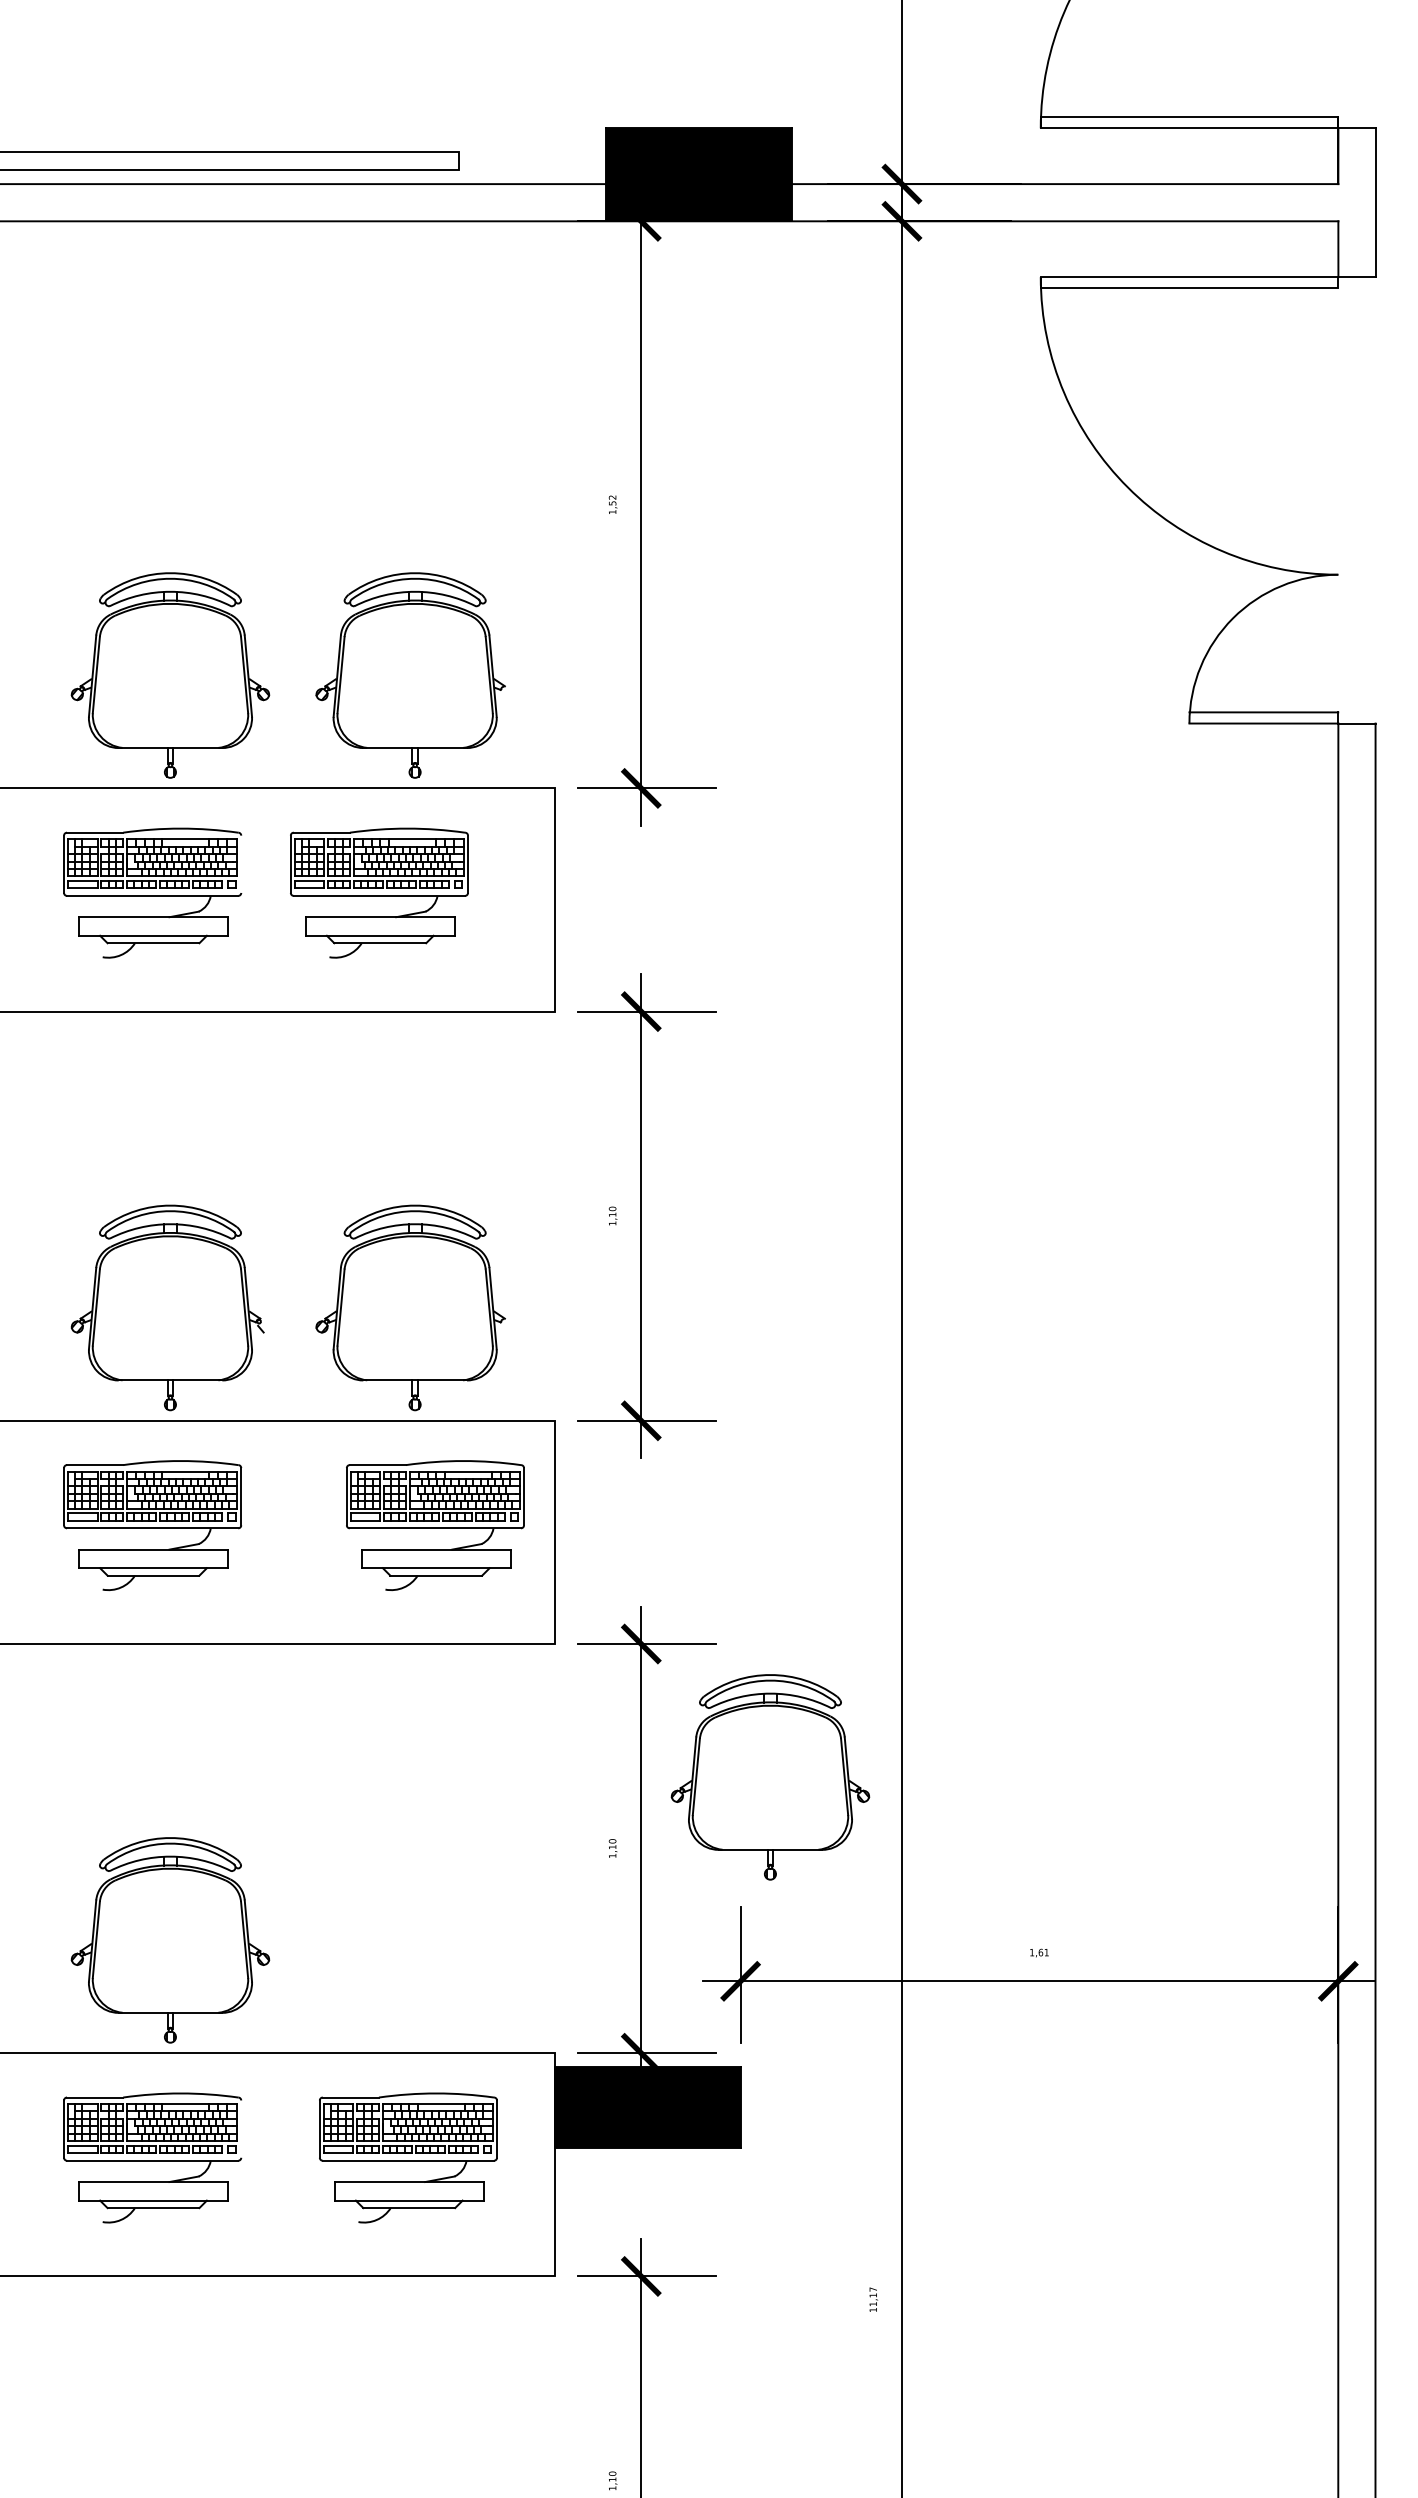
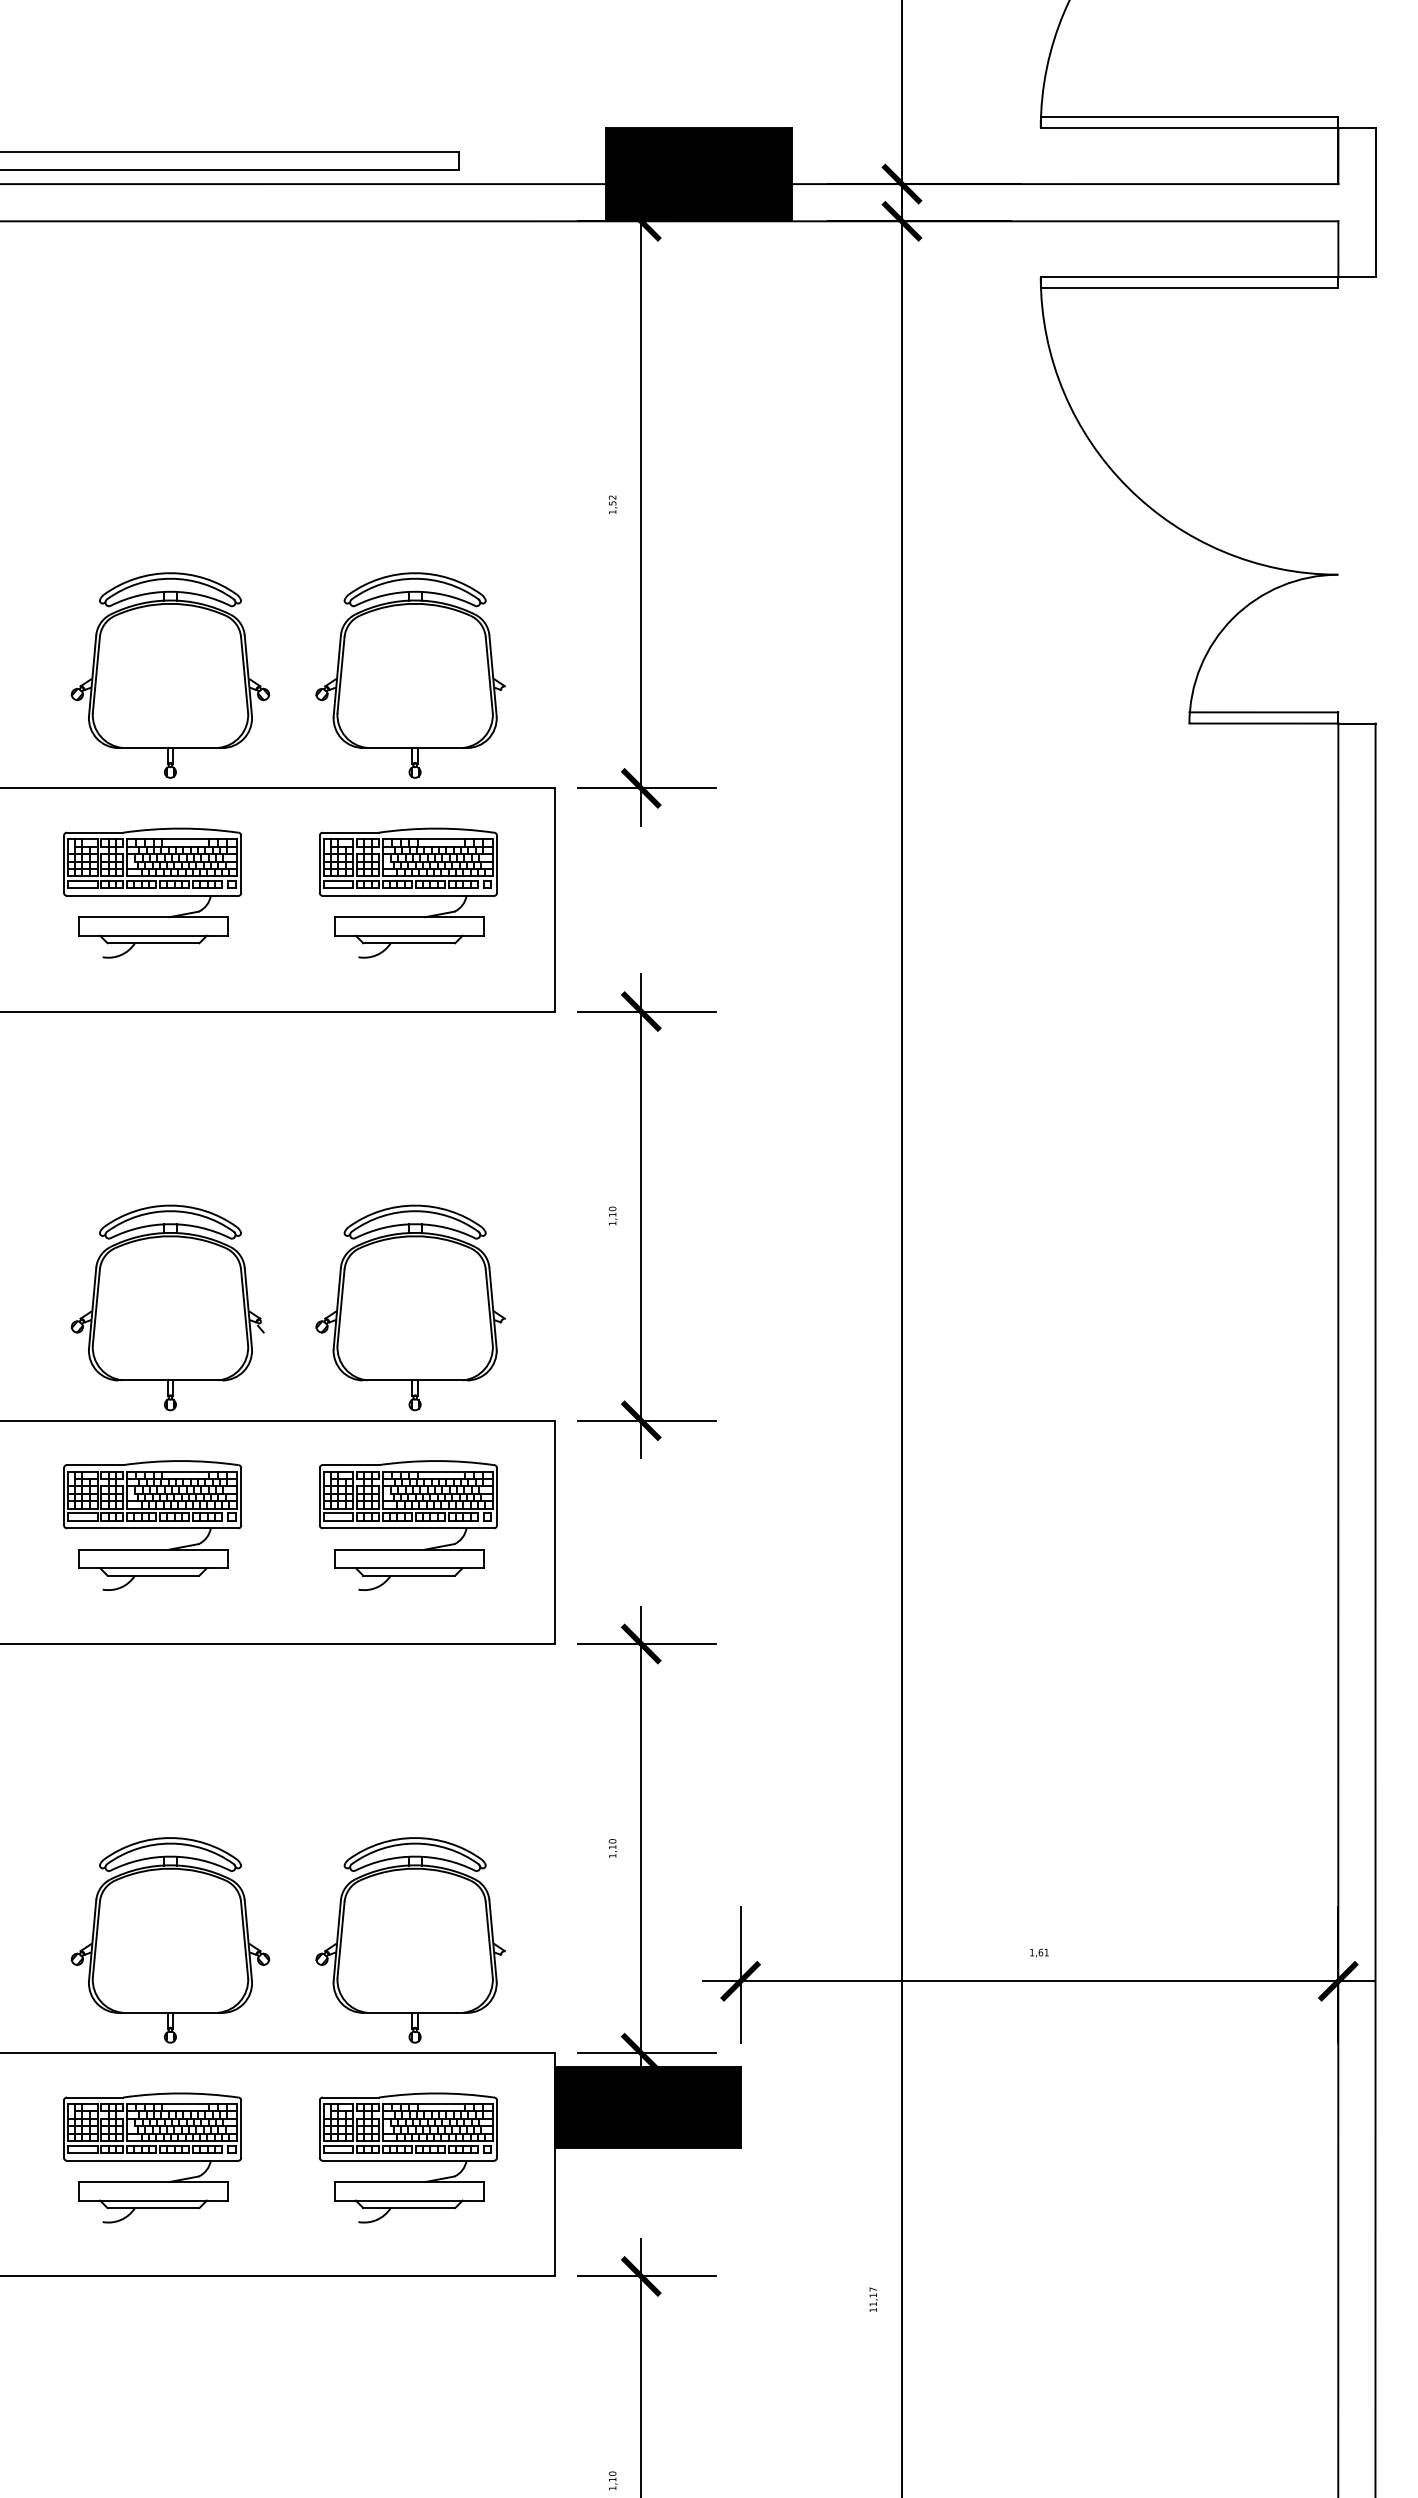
line: none -> present (241, 863)
part position: (379, 892) -> (408, 892) (408, 892)
part position: (435, 1525) -> (408, 1525) (408, 1525)
part: present -> none (770, 1777)
part: none -> present (410, 1940)
line: none -> present (241, 2128)
